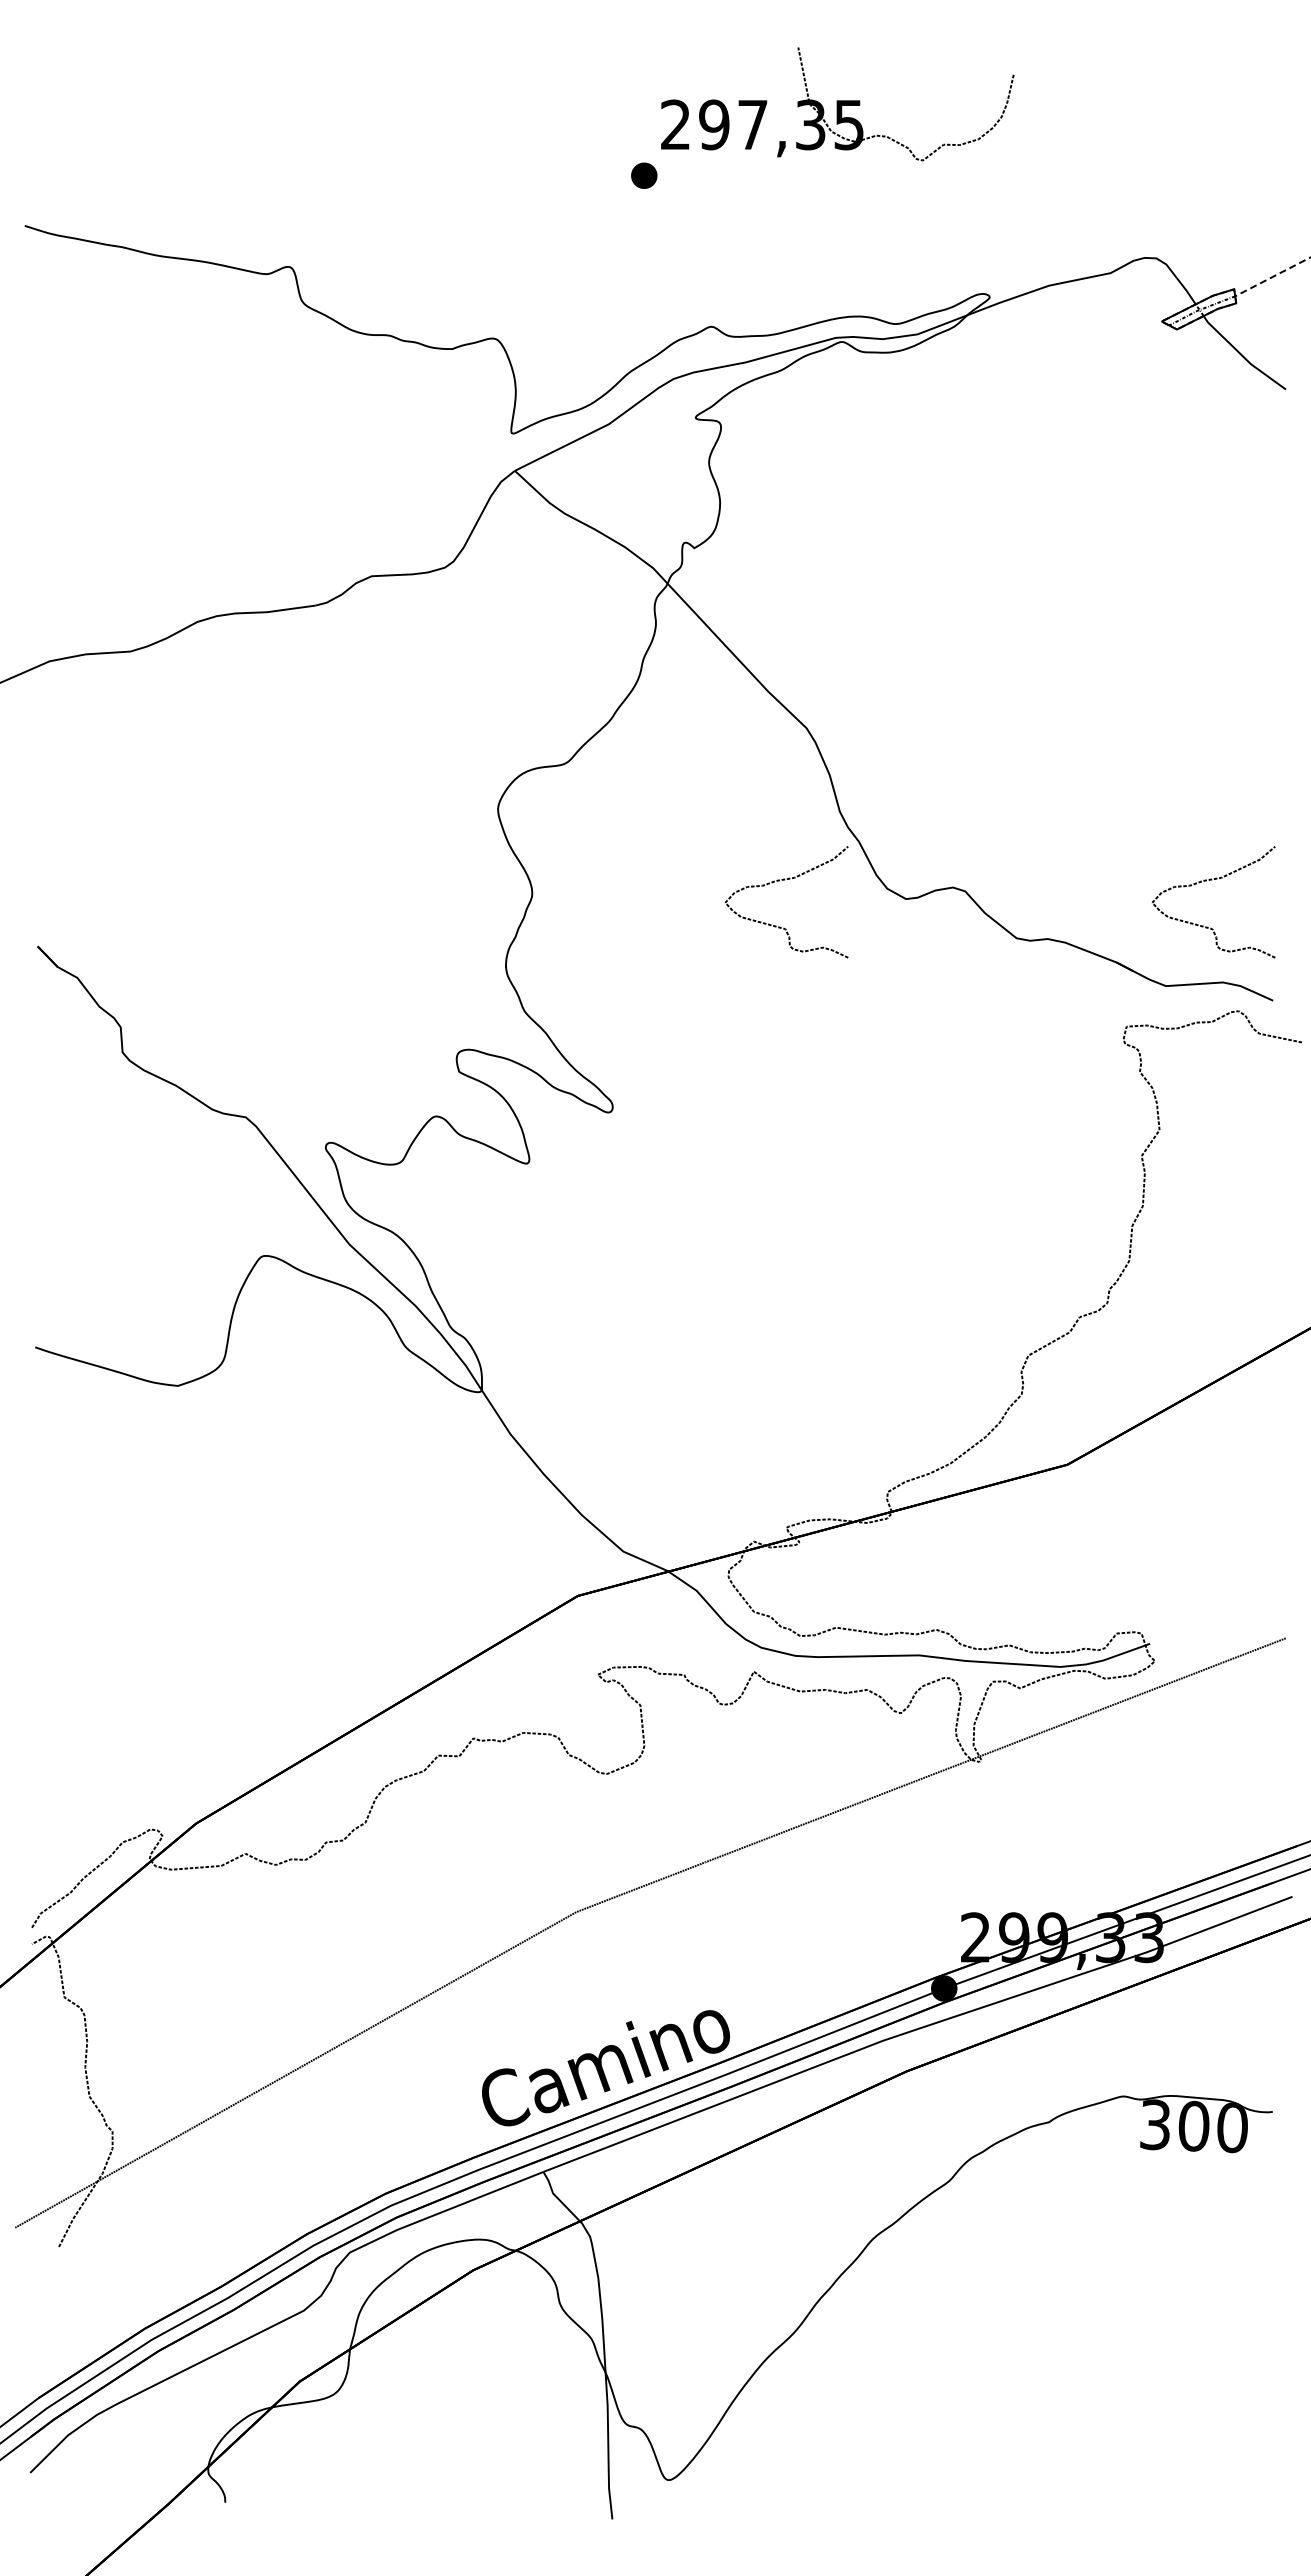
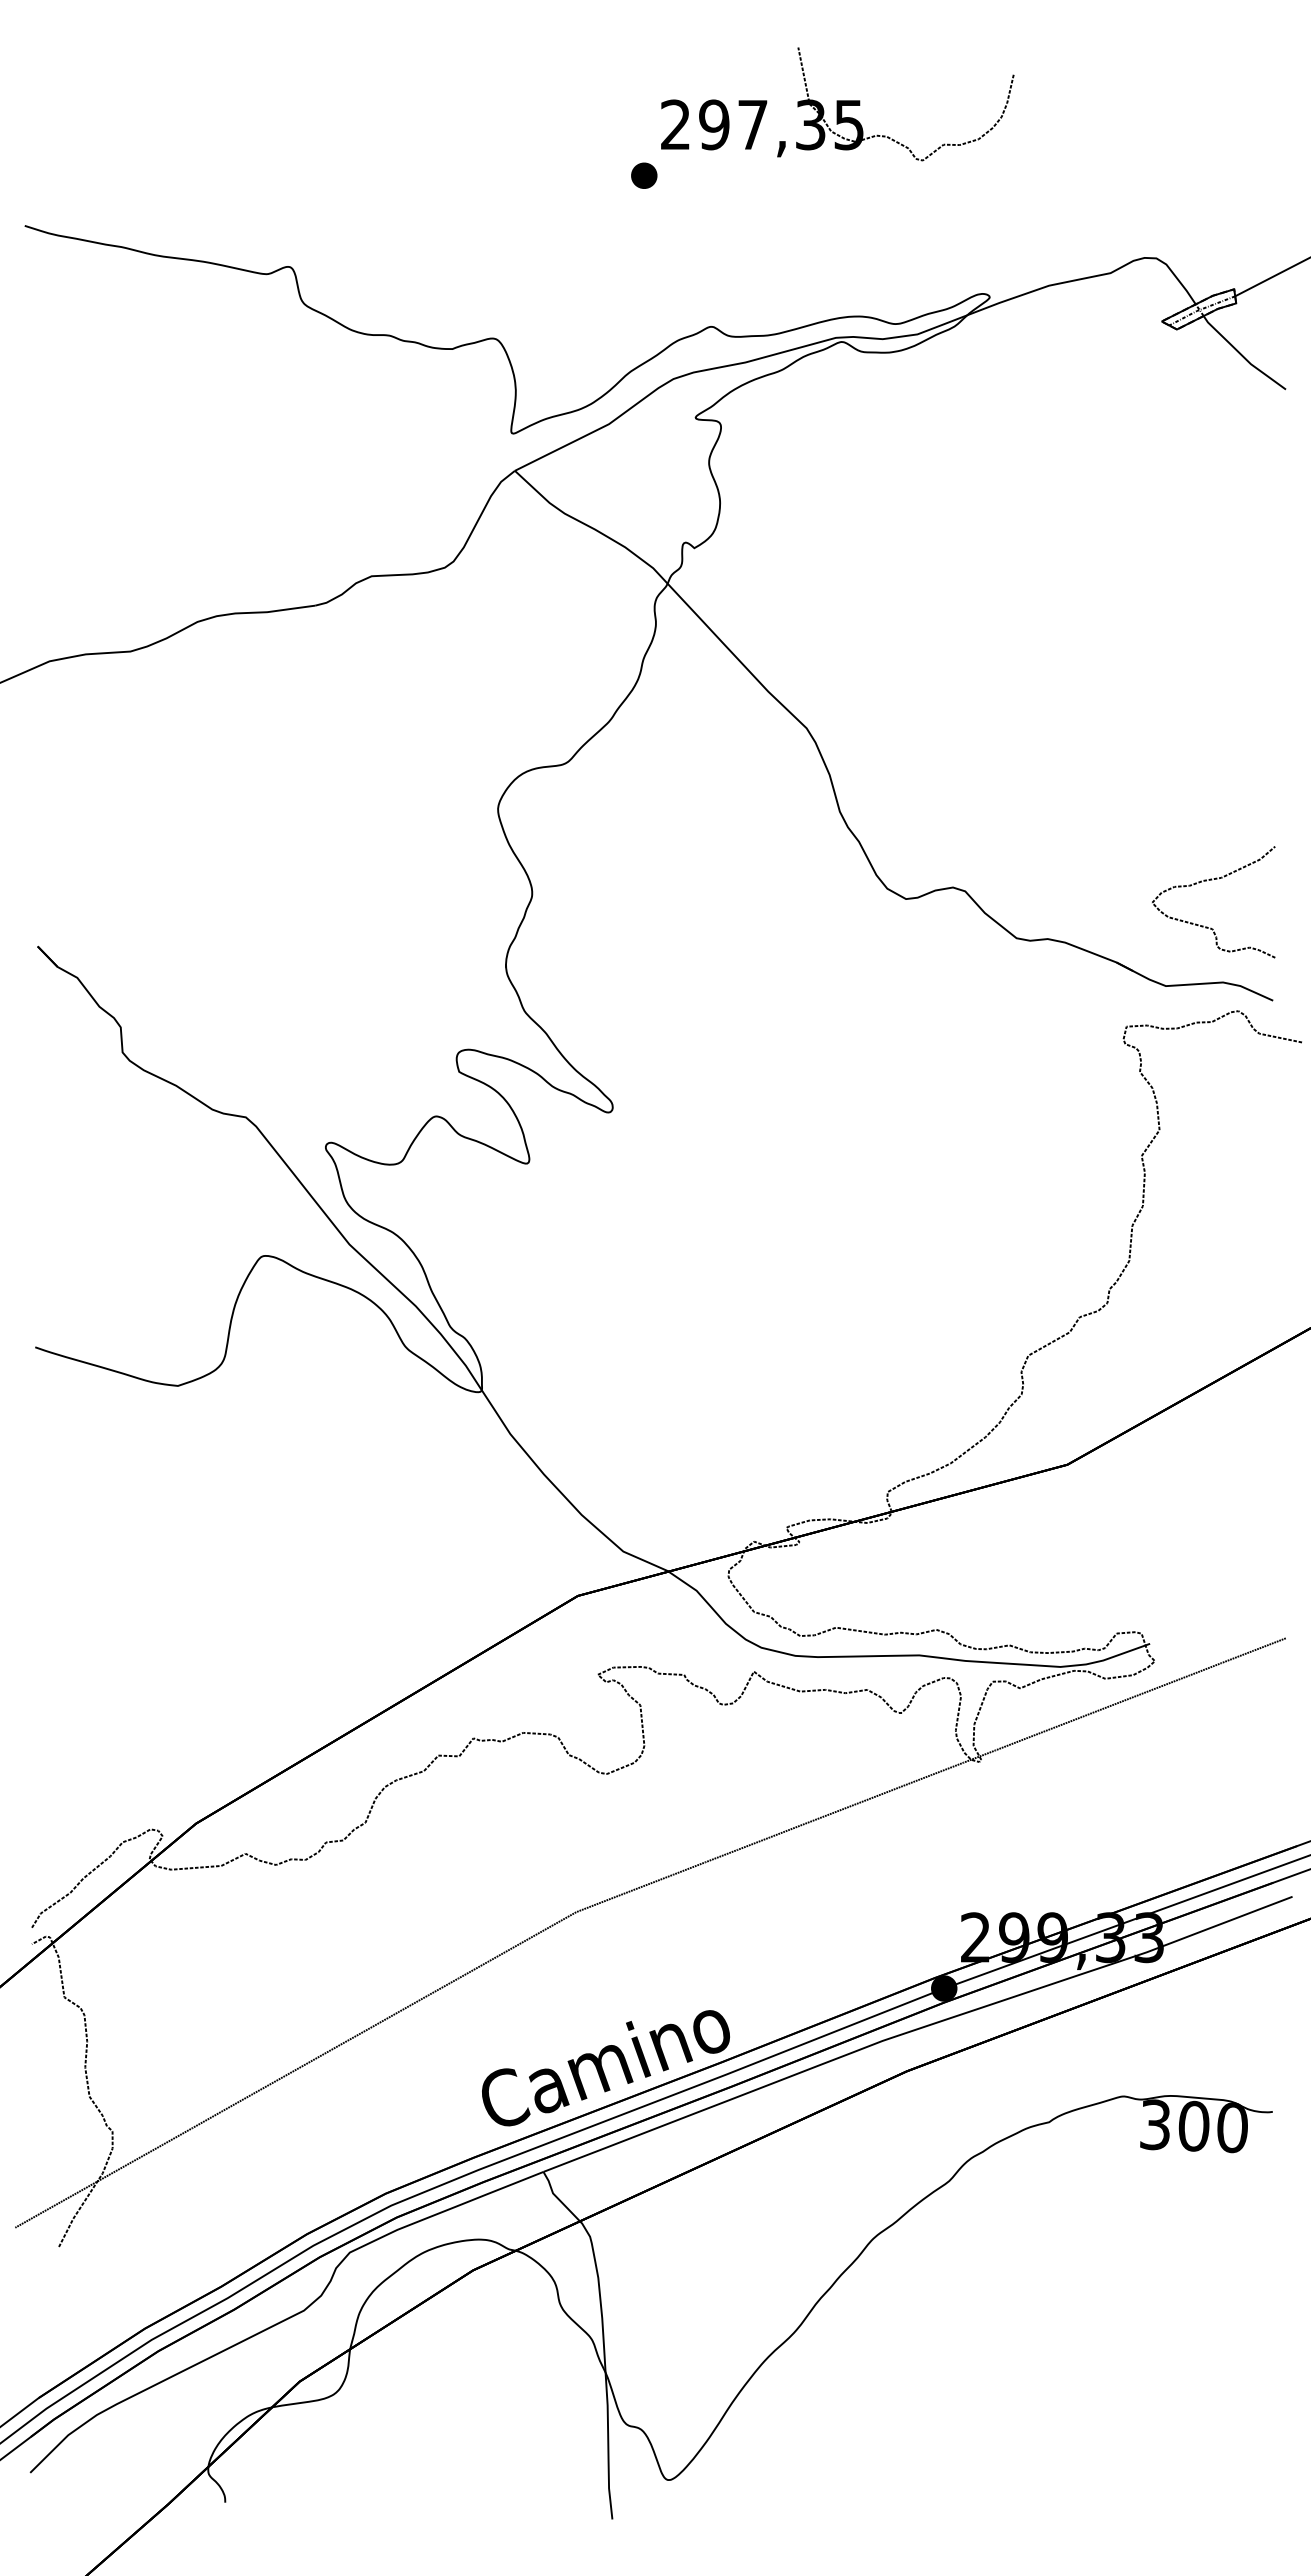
line: dashed -> solid (1272, 277)
curve: present -> none (784, 880)
